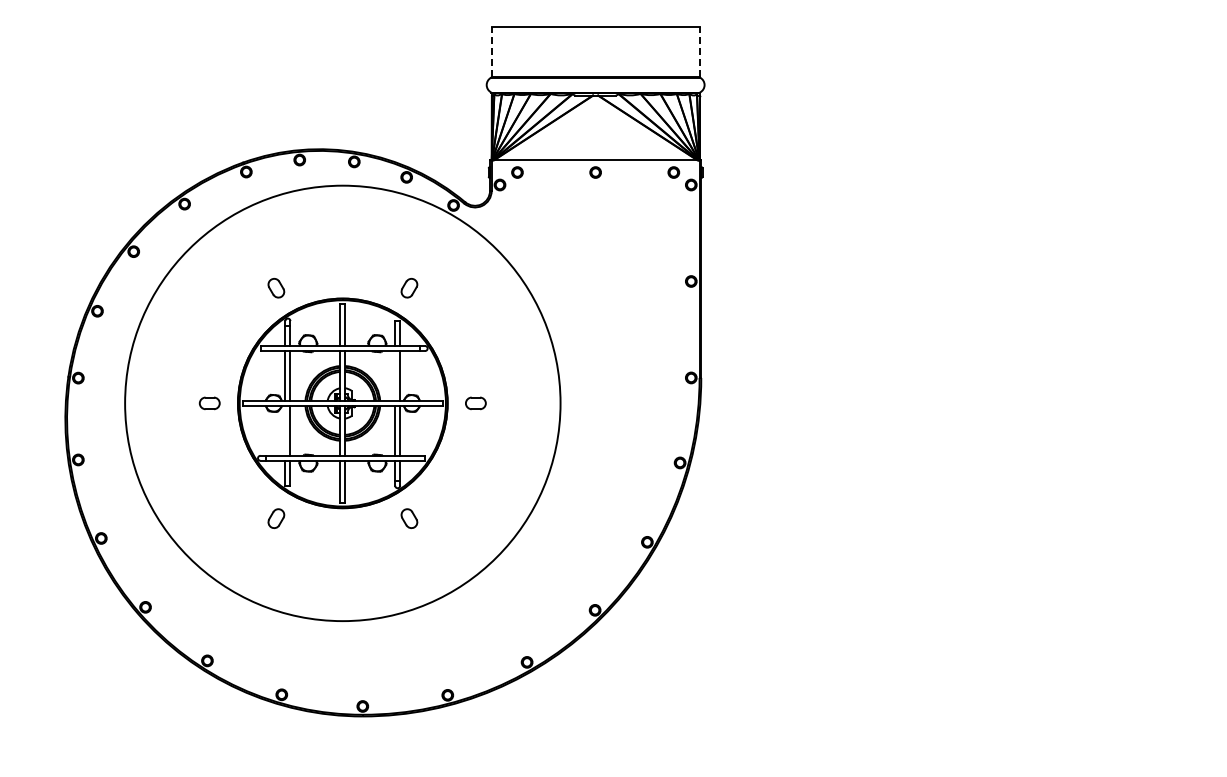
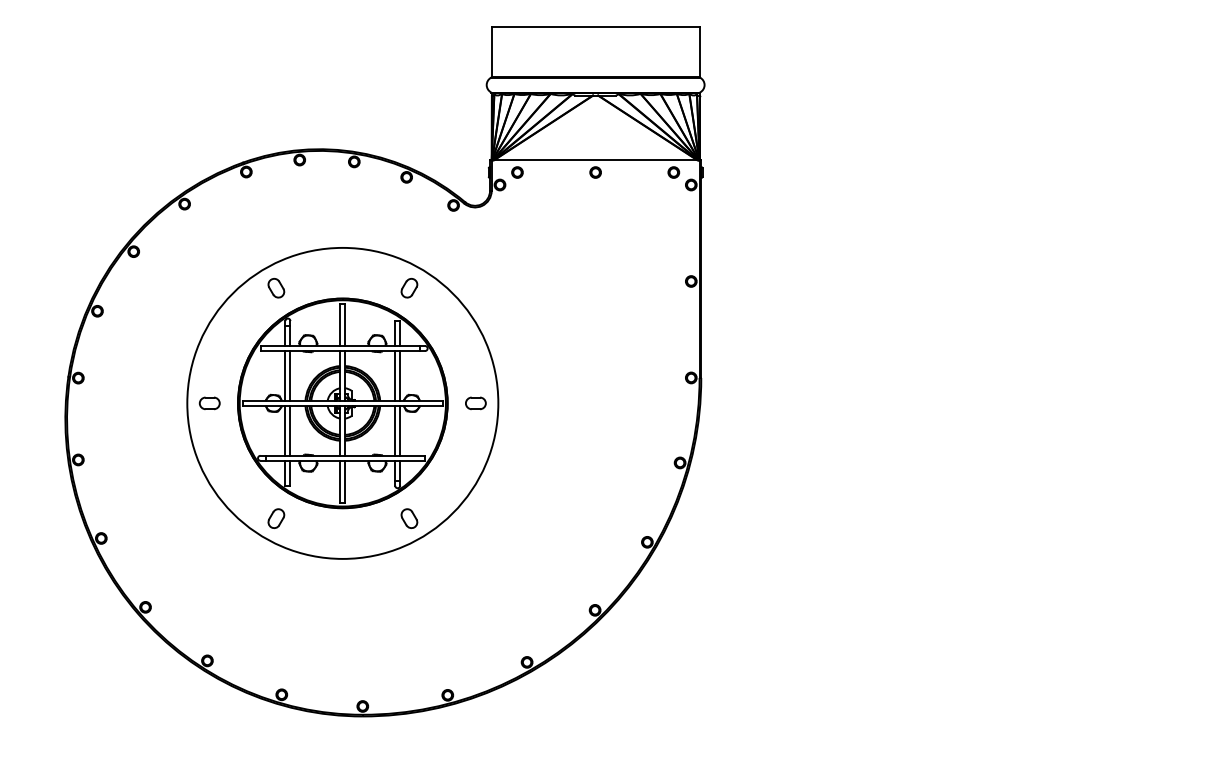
line: dashed -> solid (491, 51)
line: dashed -> solid (699, 51)
line: none -> present (395, 375)
circle diameter: 435 px -> 311 px (342, 402)
line: none -> present (285, 430)
